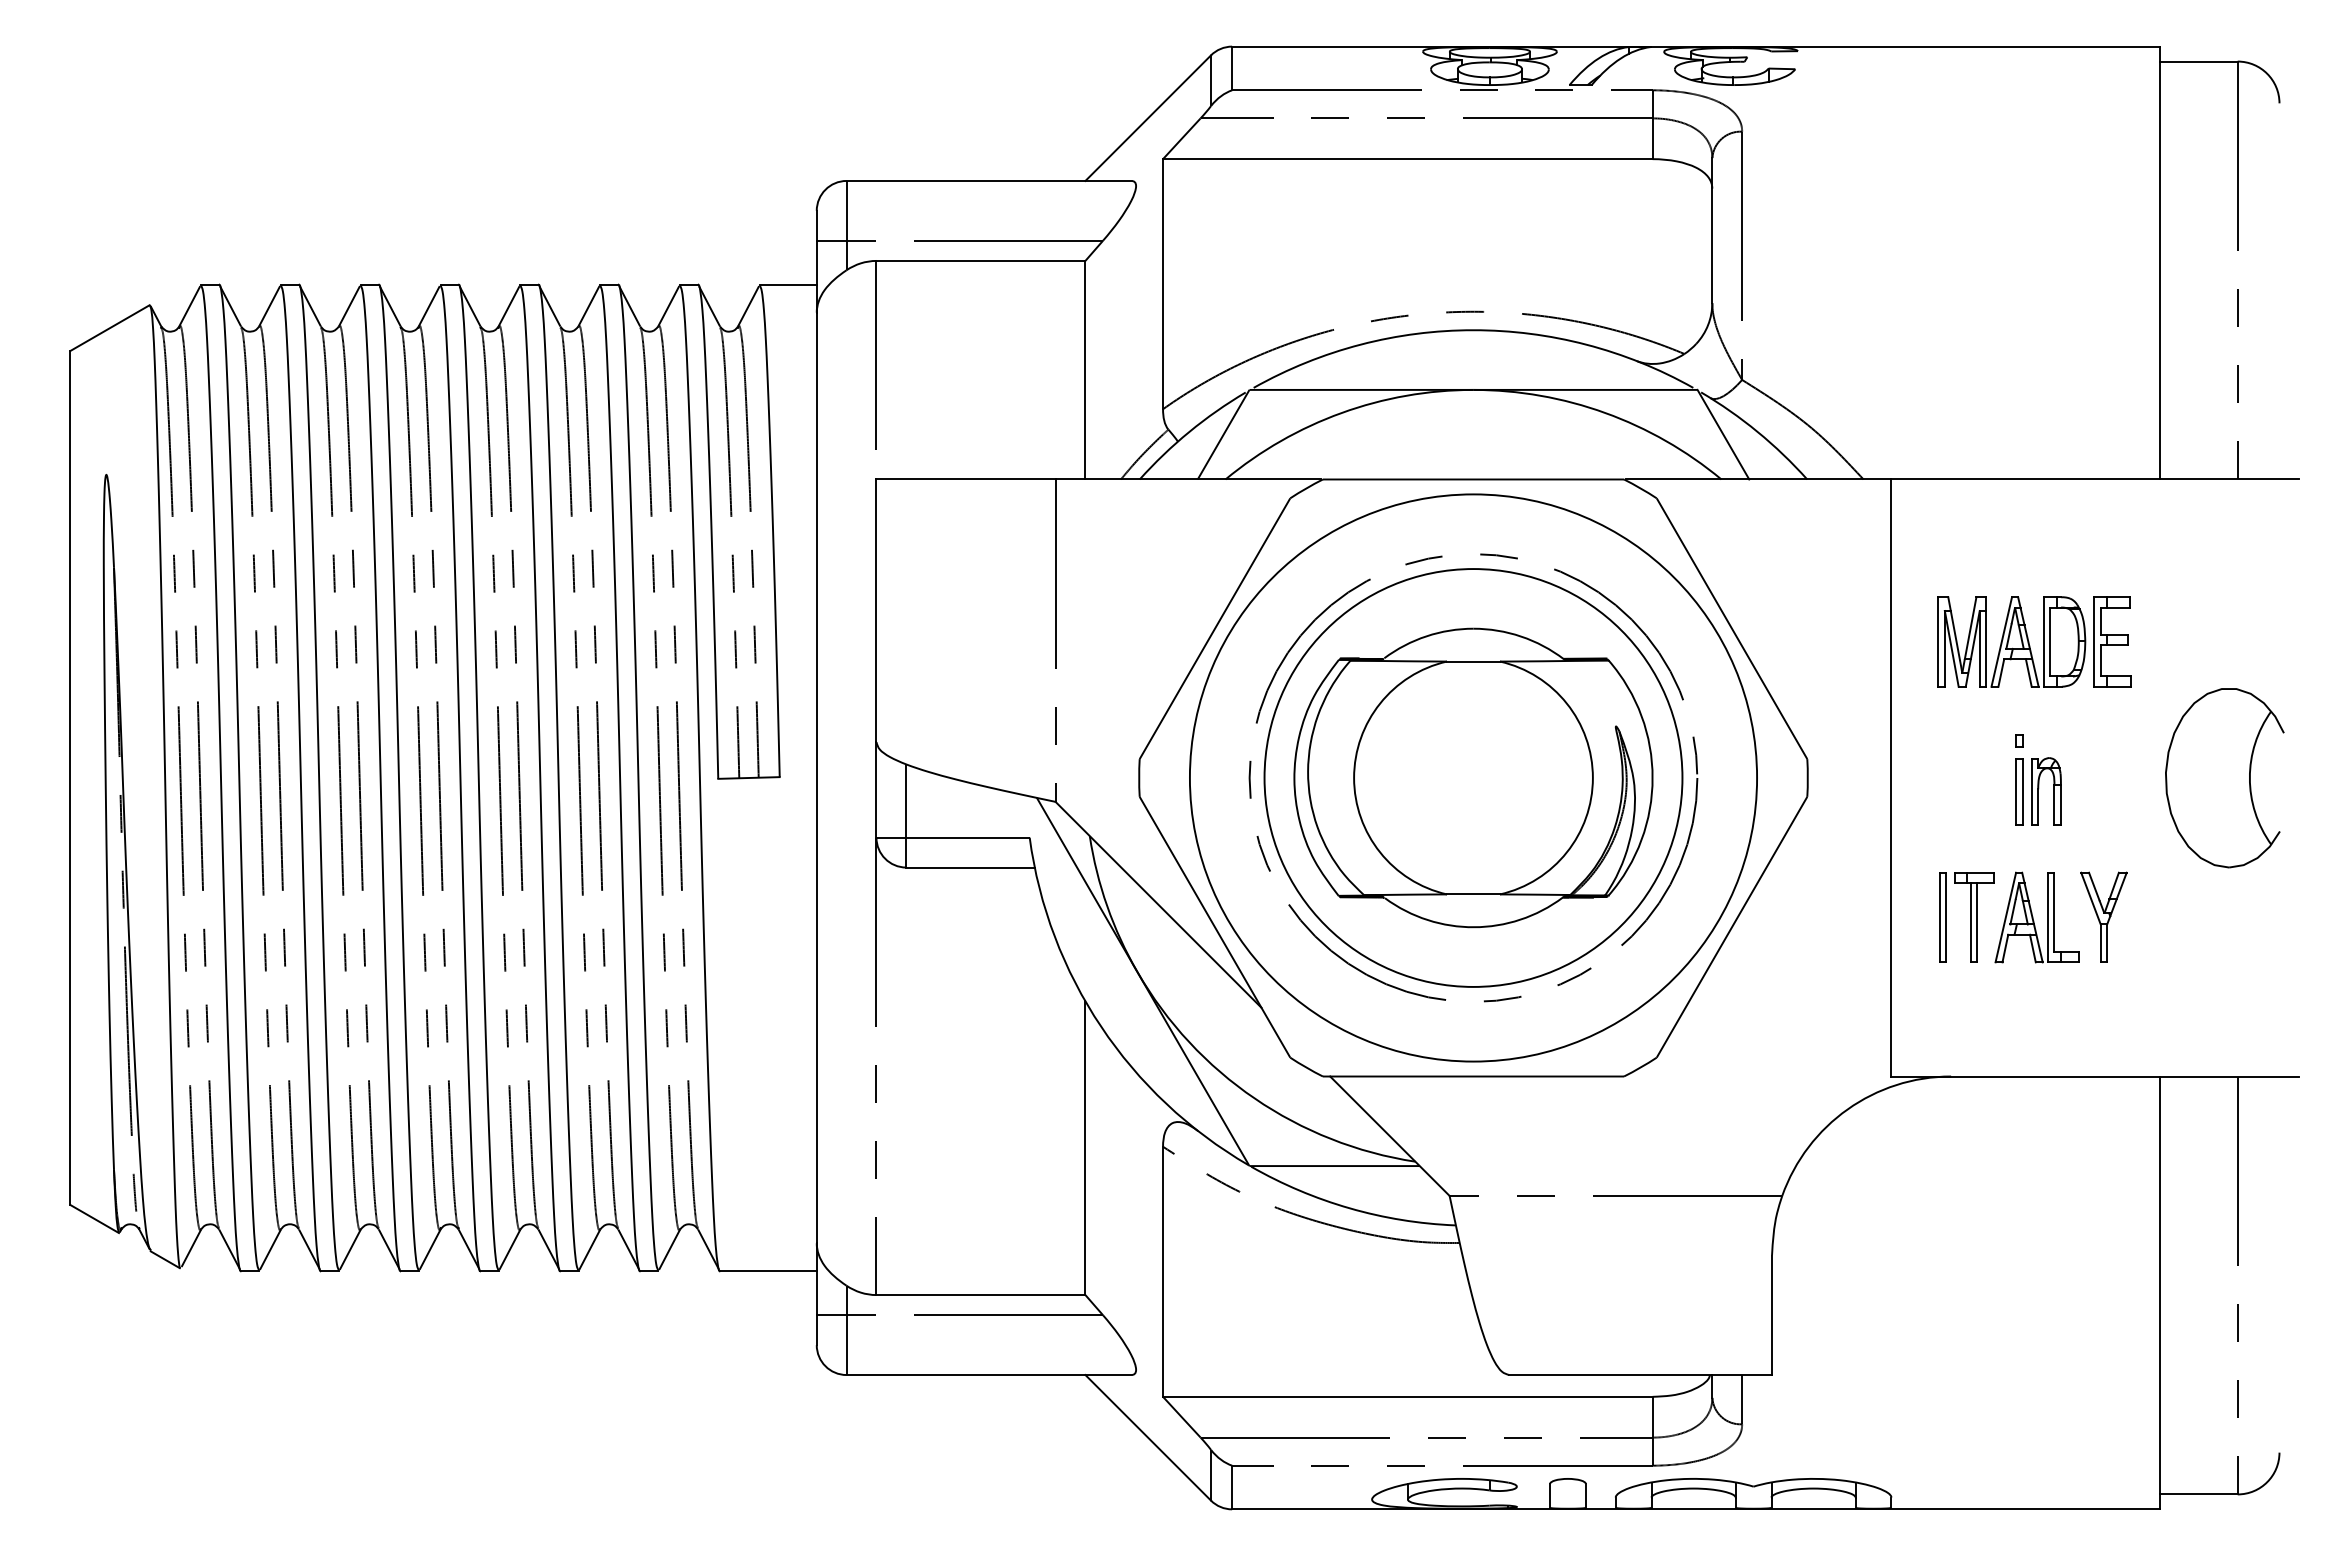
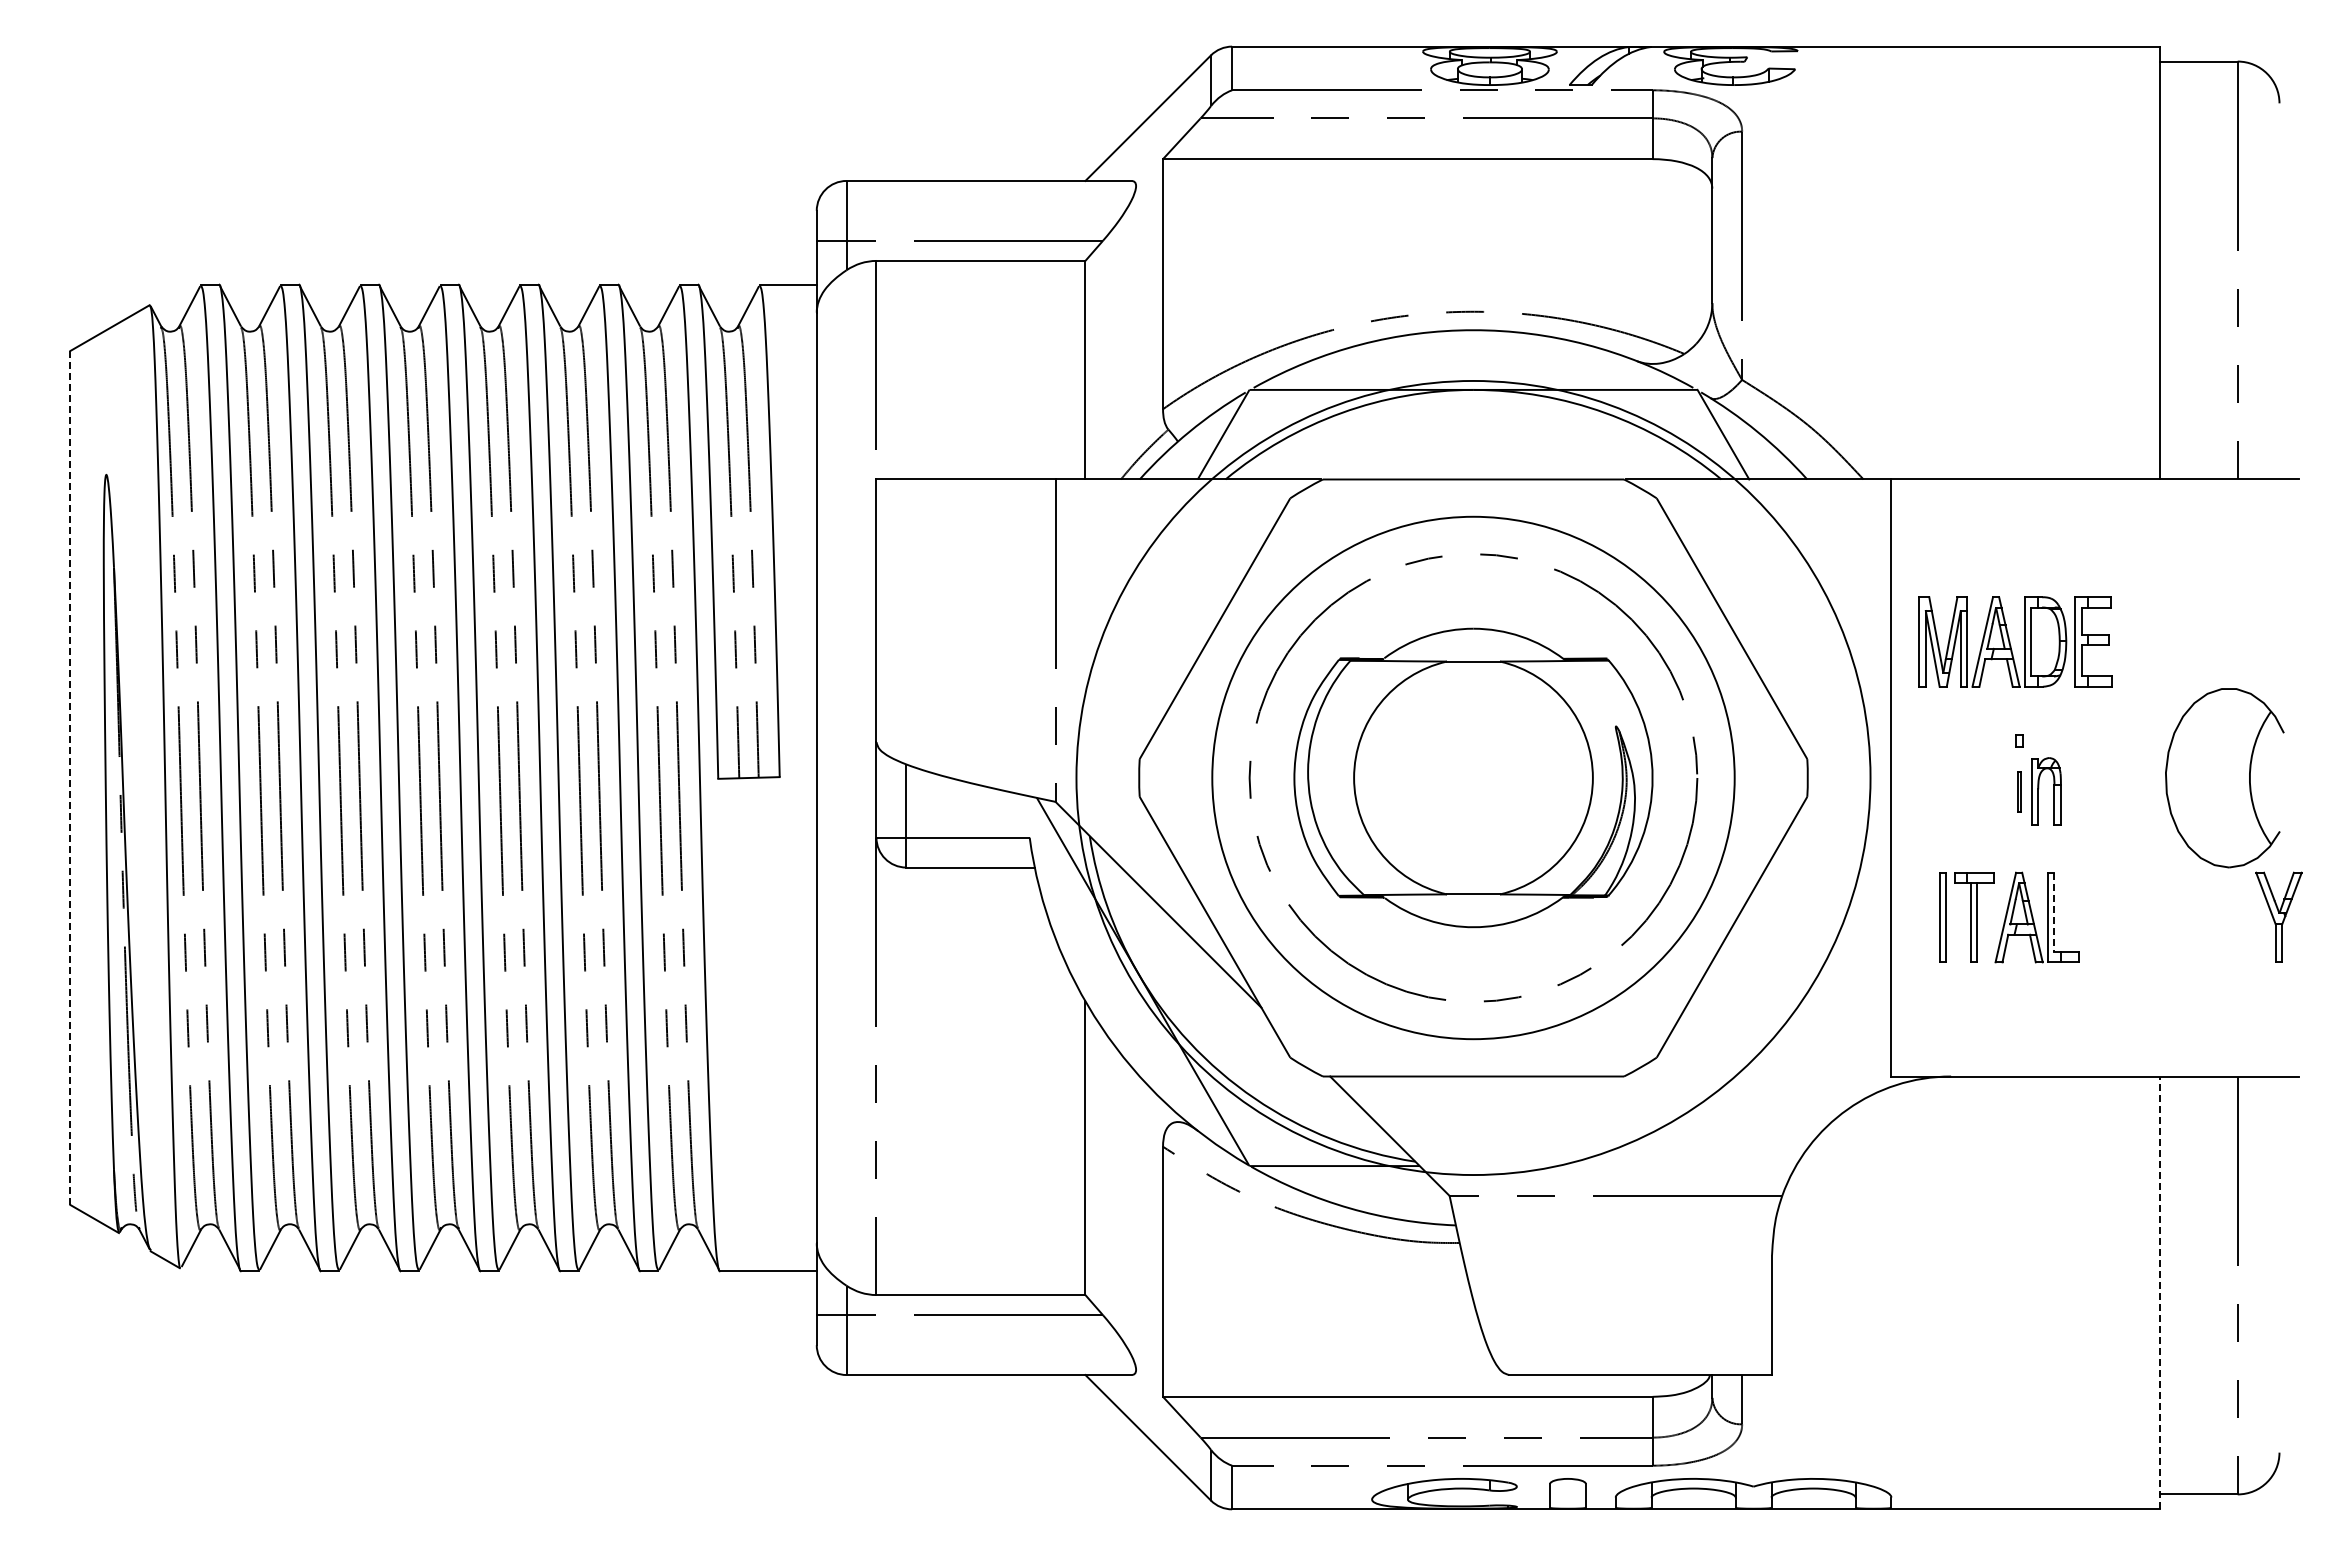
part position: (2034, 641) -> (2015, 641) (2015, 641)
circle diameter: 418 px -> 522 px (1473, 777)
circle diameter: 567 px -> 794 px (1473, 777)
line: solid -> dashed (70, 778)
part size: 9x68 px -> 5x42 px (2019, 791)
line: solid -> dashed (2054, 912)
part position: (2103, 916) -> (2278, 916) (2278, 916)
line: solid -> dashed (2160, 1292)
